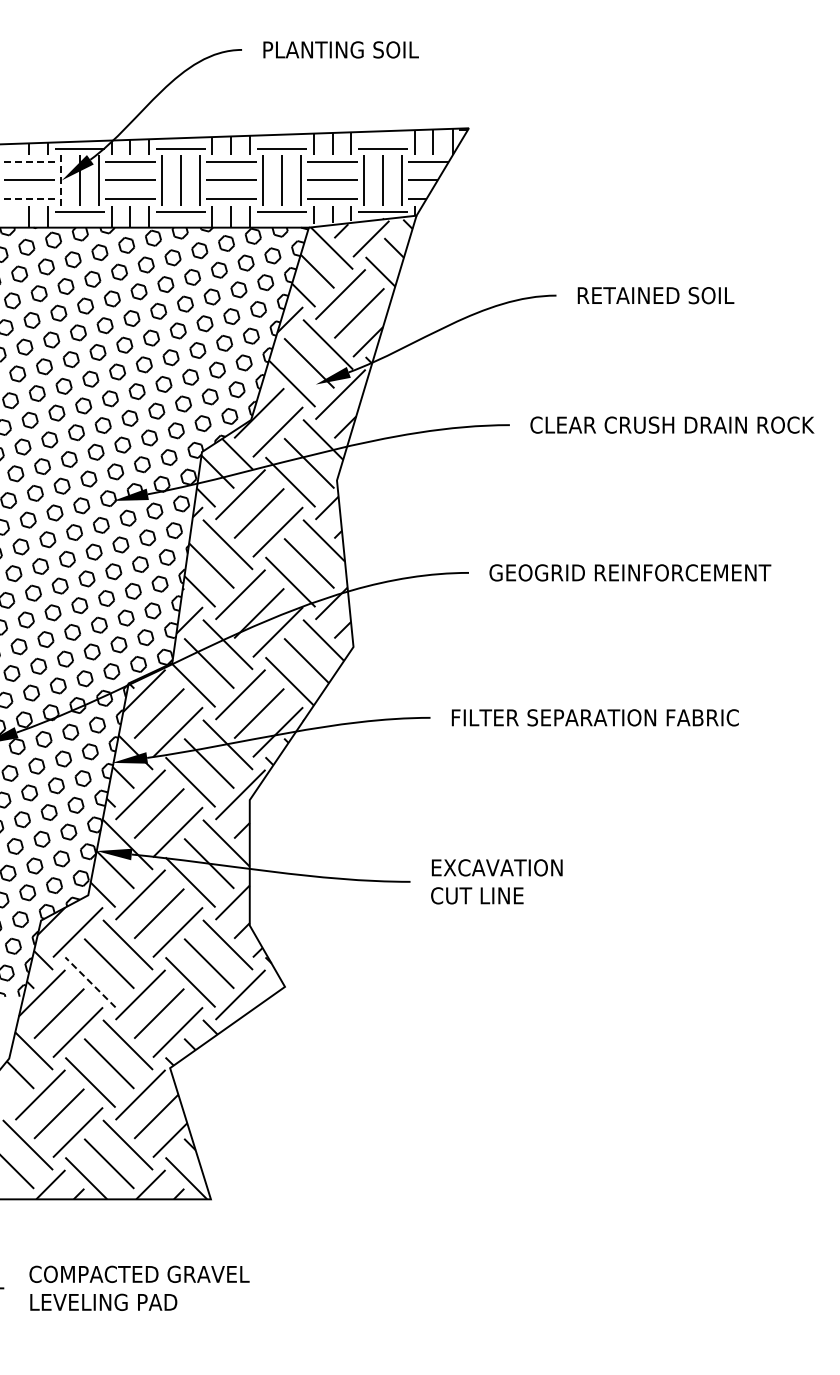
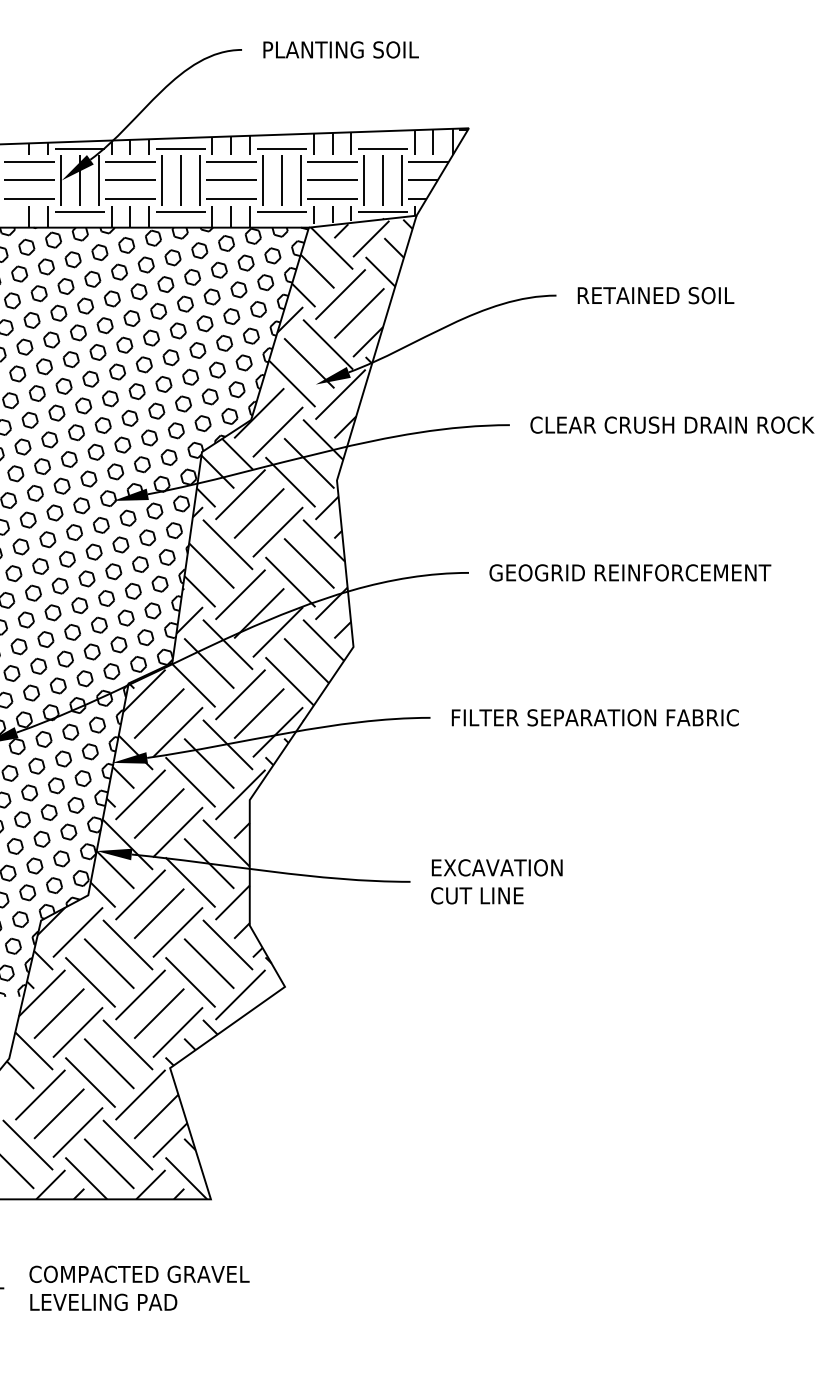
line: dashed -> solid (29, 161)
line: dashed -> solid (60, 179)
line: dashed -> solid (29, 199)
line: dashed -> solid (90, 982)
